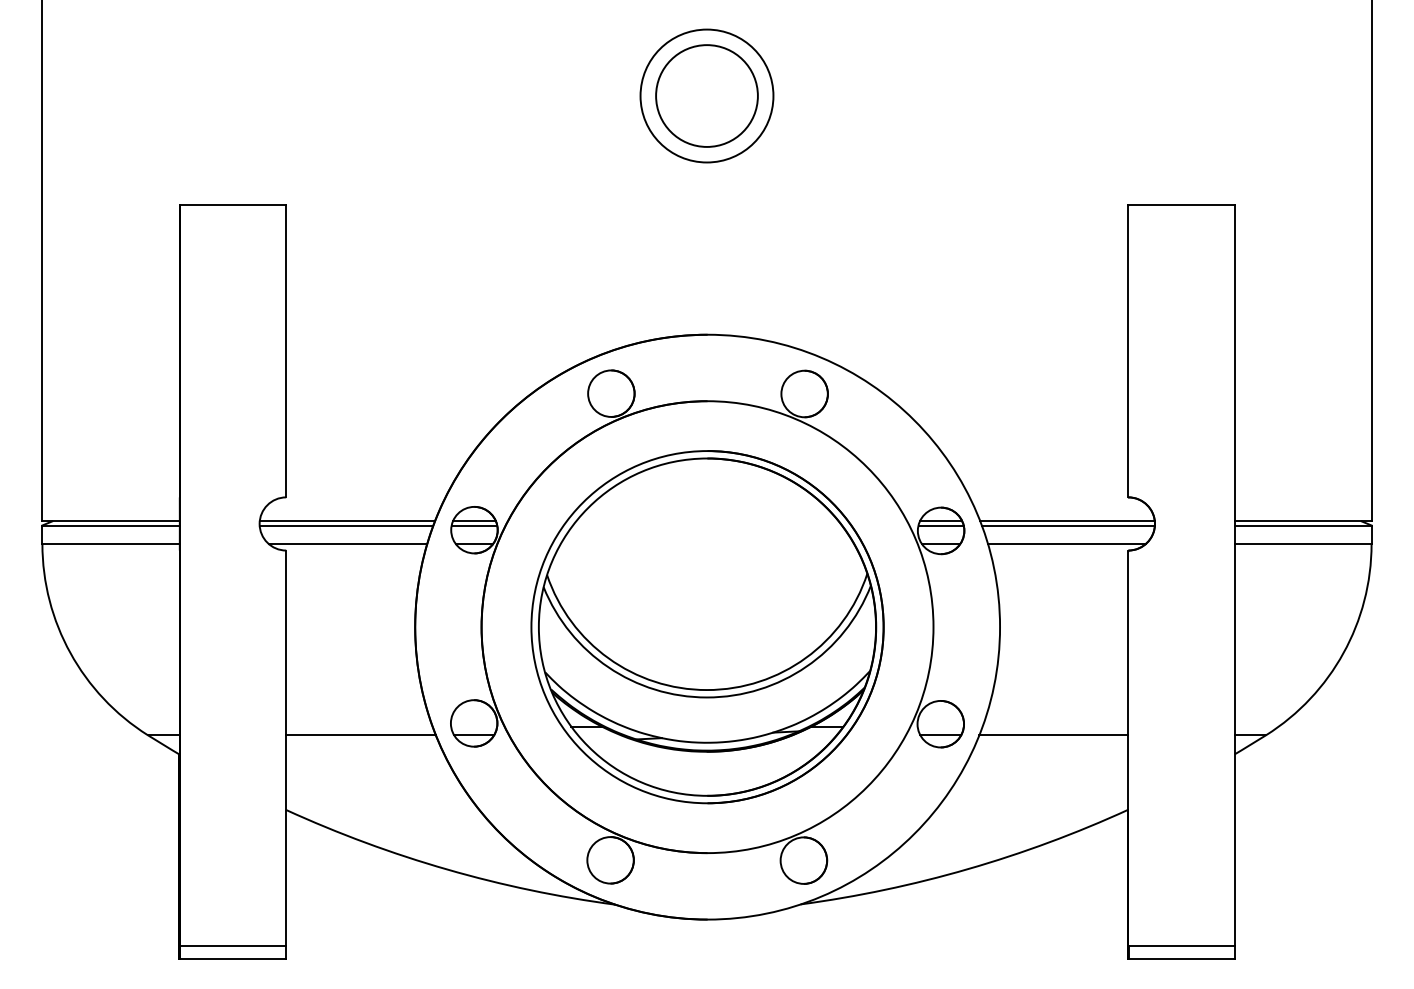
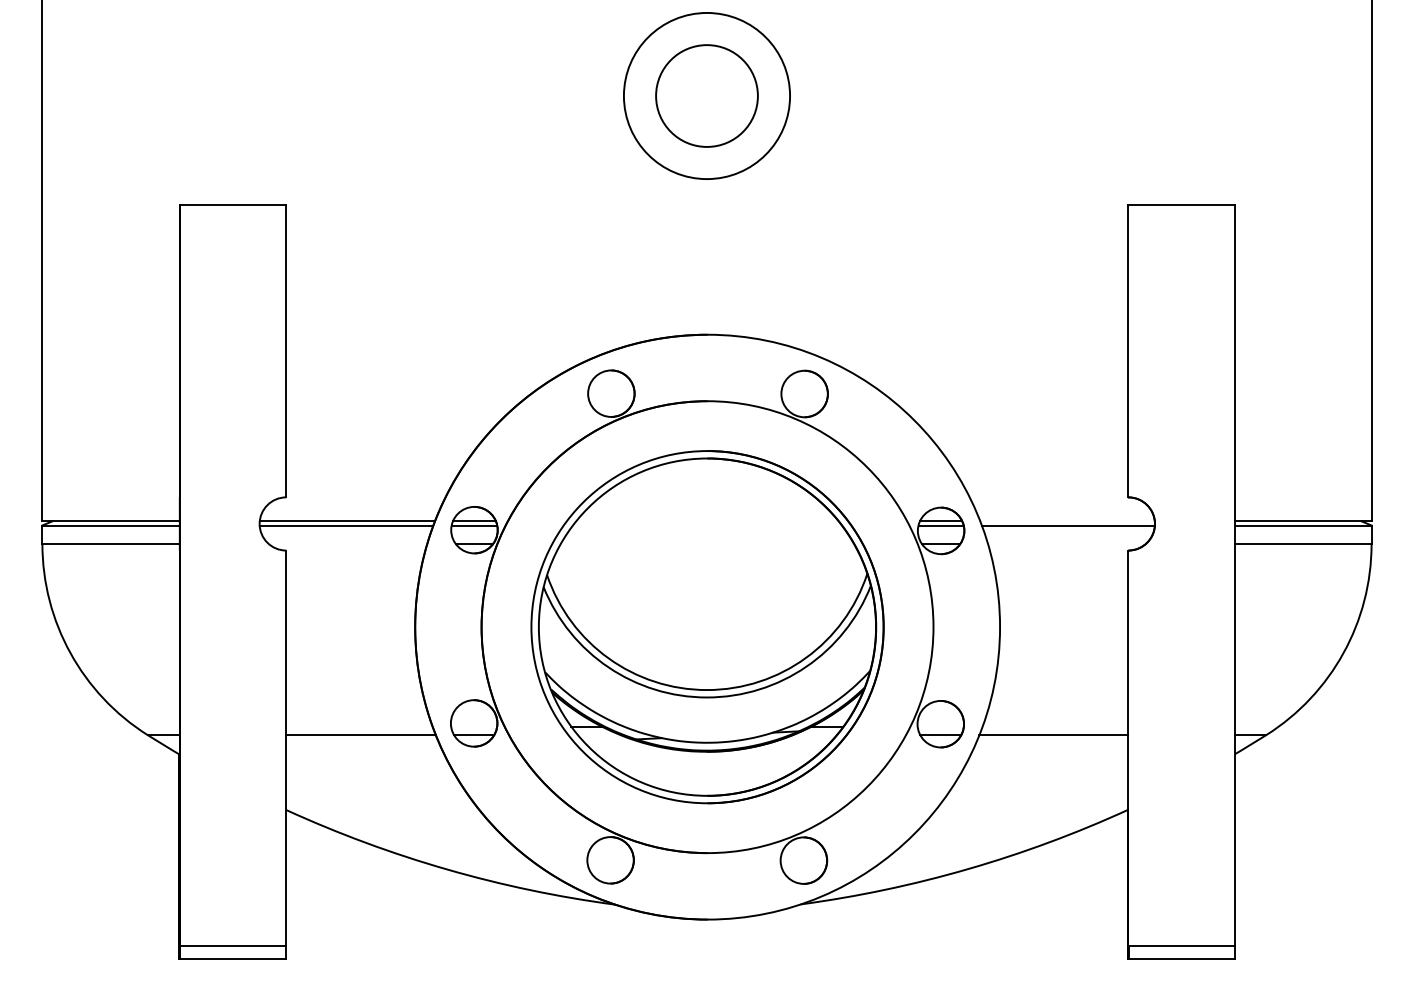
circle diameter: 133 px -> 166 px (706, 95)
line: present -> none (1067, 521)
line: present -> none (347, 544)
line: present -> none (1066, 544)
